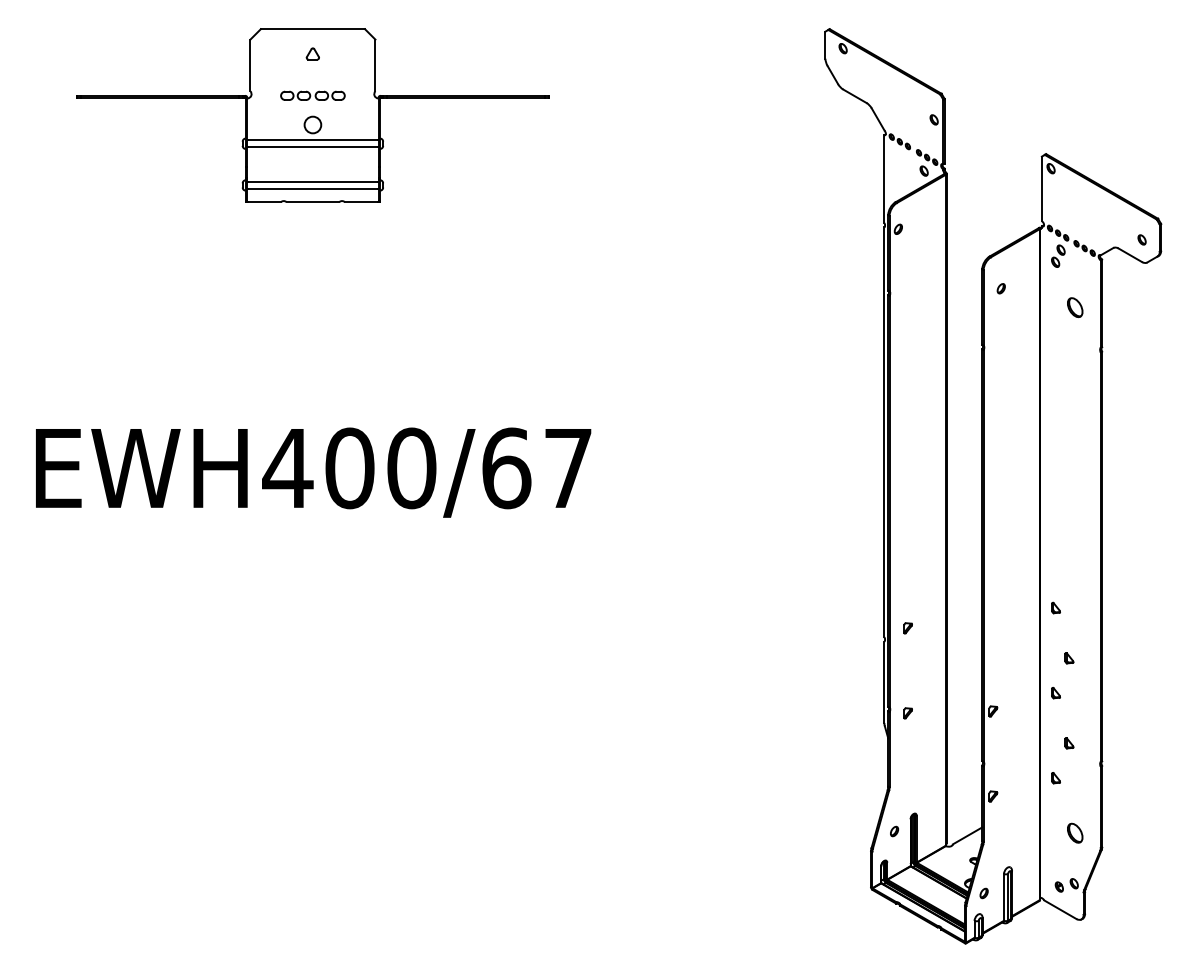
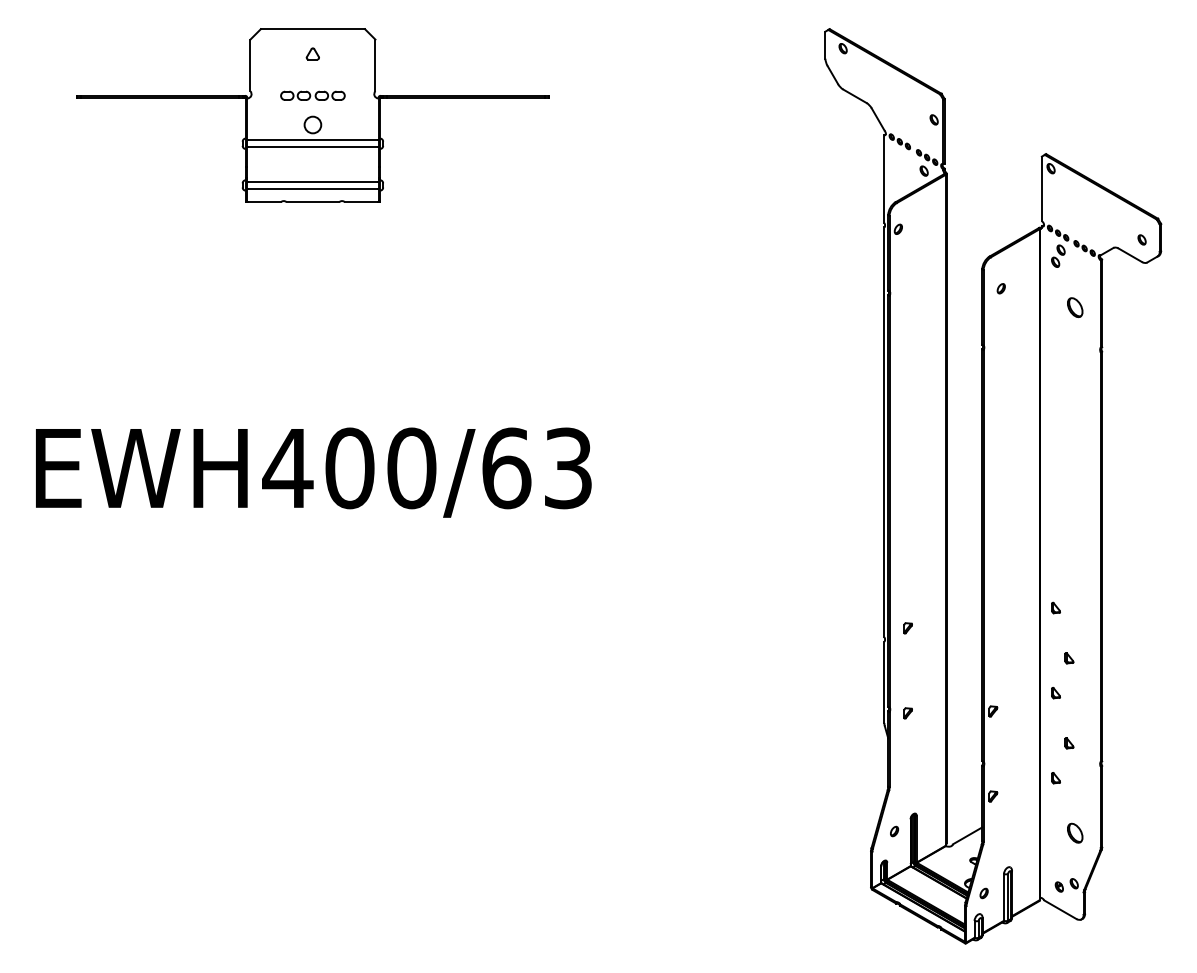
text: EWH400/67 -> EWH400/63 (568, 468)
